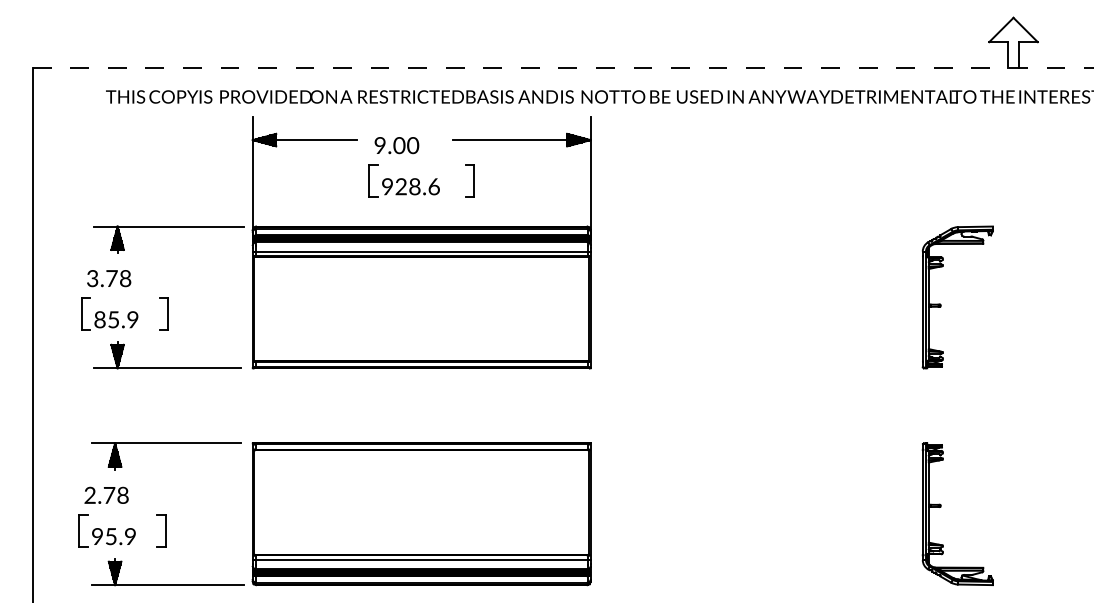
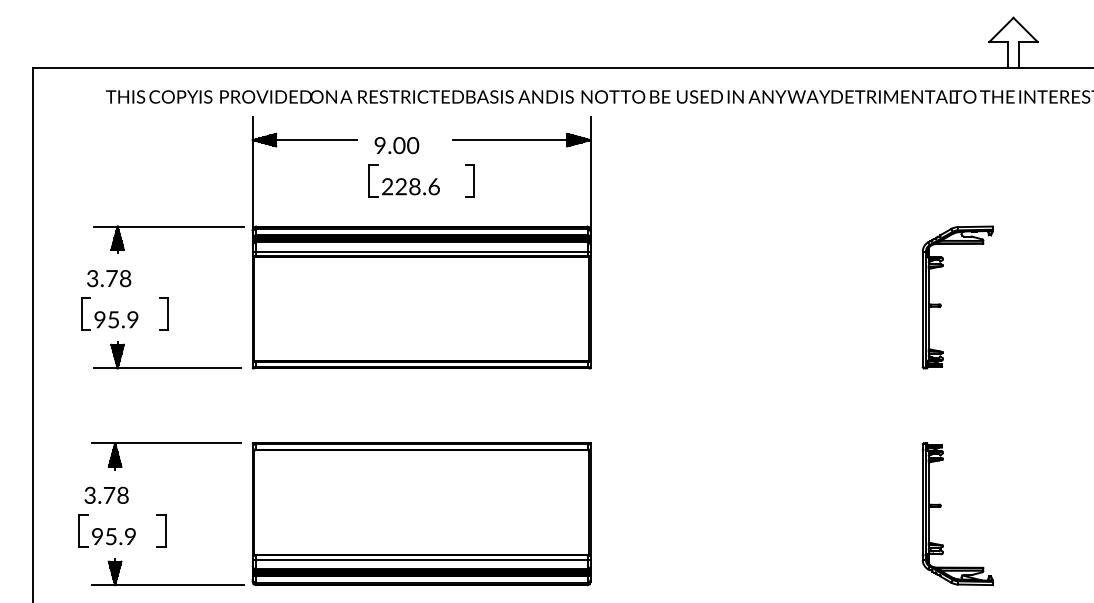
line: dashed -> solid (563, 68)
text: 928.6 -> 228.6 (387, 187)
text: 85.9 -> 95.9 (99, 320)
text: 2.78 -> 3.78 (89, 497)
